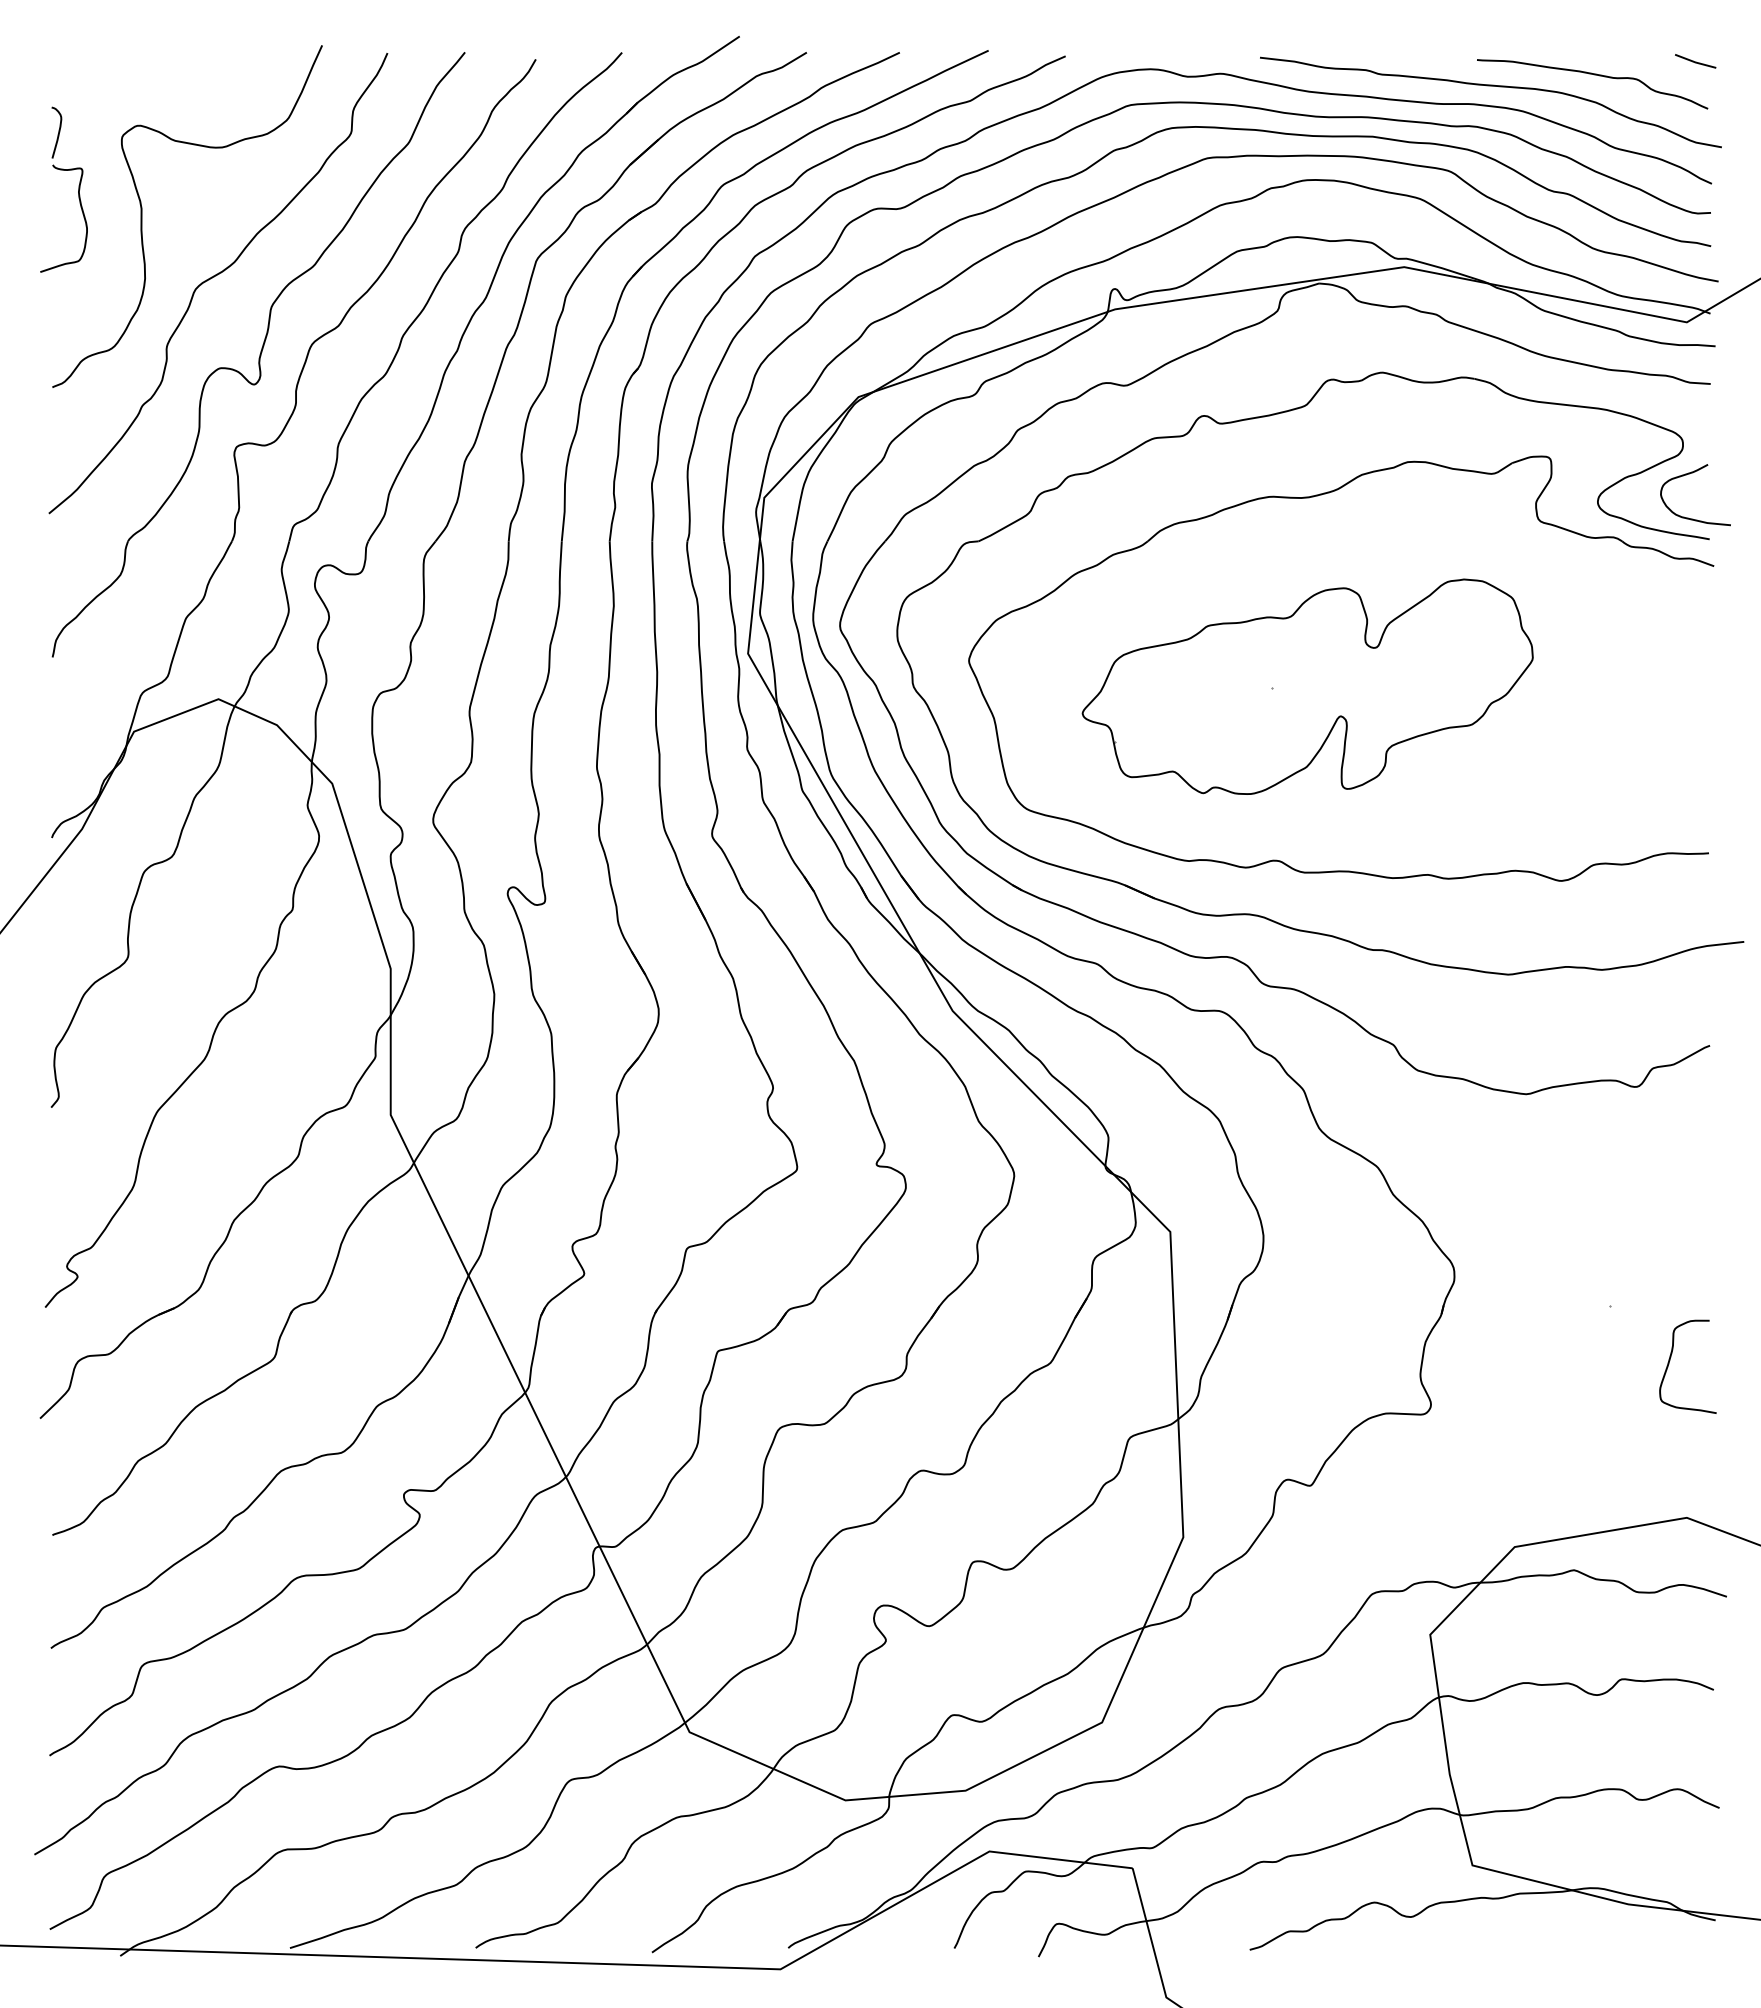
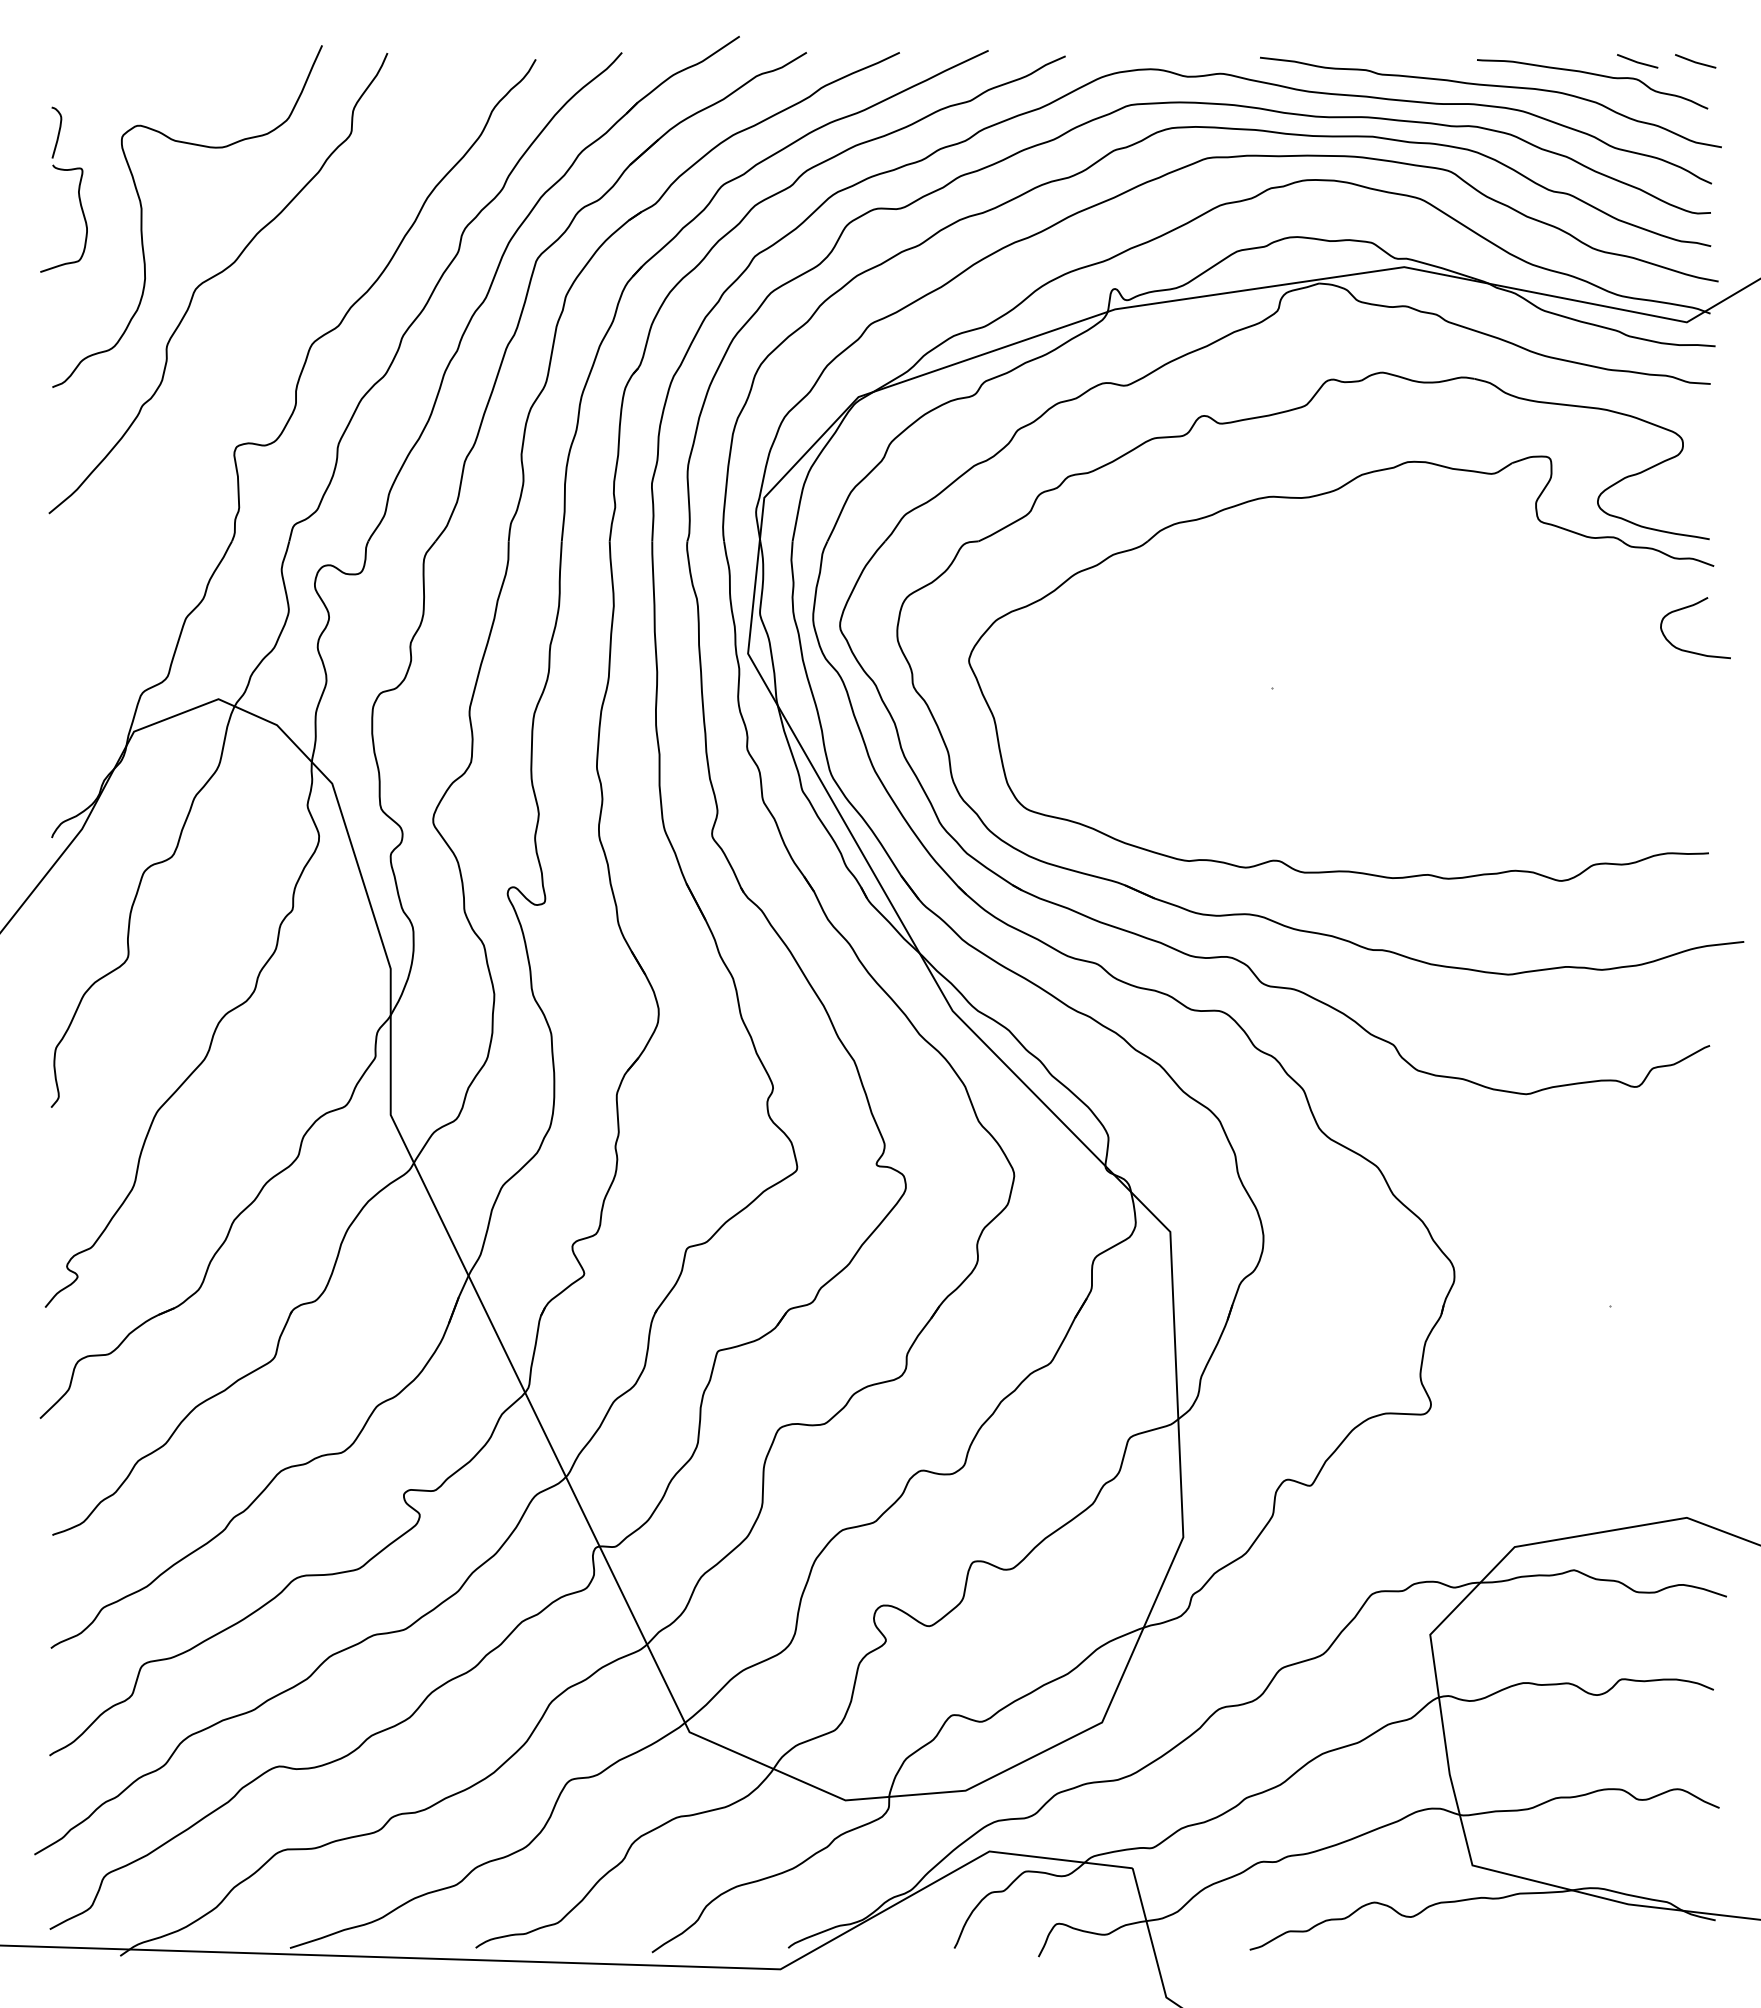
line: none -> present (1637, 61)
part: present -> none (258, 354)
curve position: (1689, 474) -> (1689, 607) (1689, 607)
part: present -> none (1307, 686)
curve: present -> none (1670, 1360)
